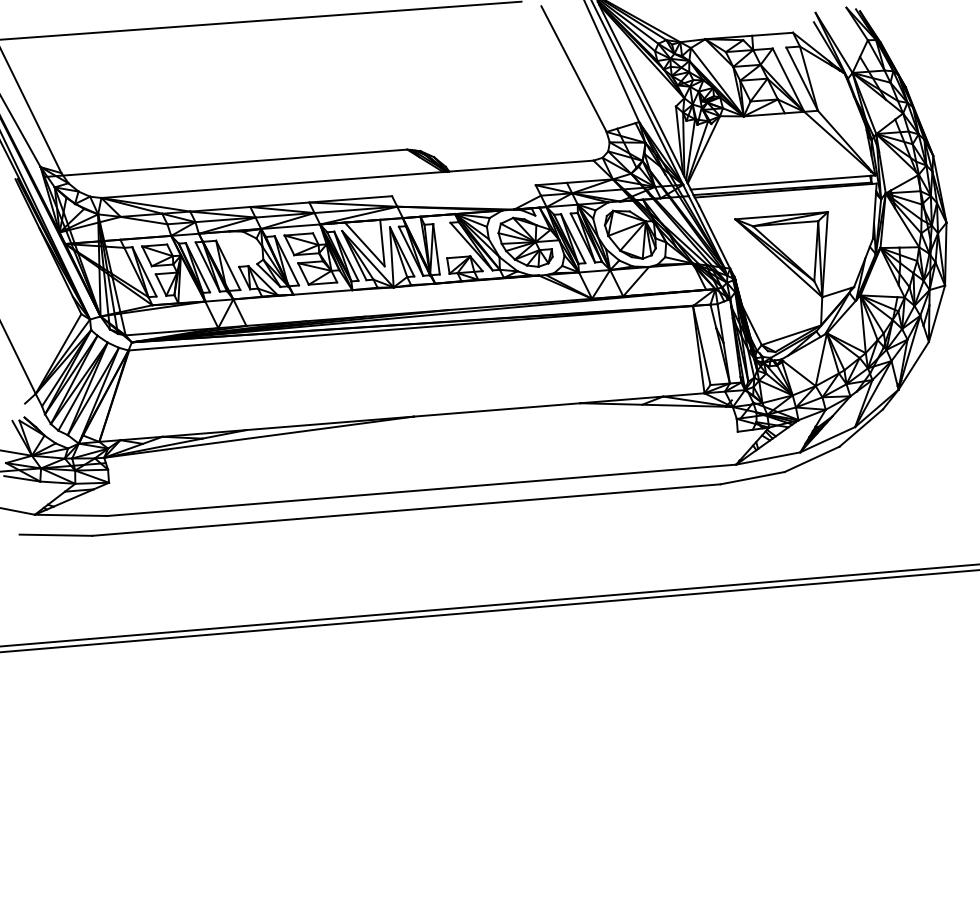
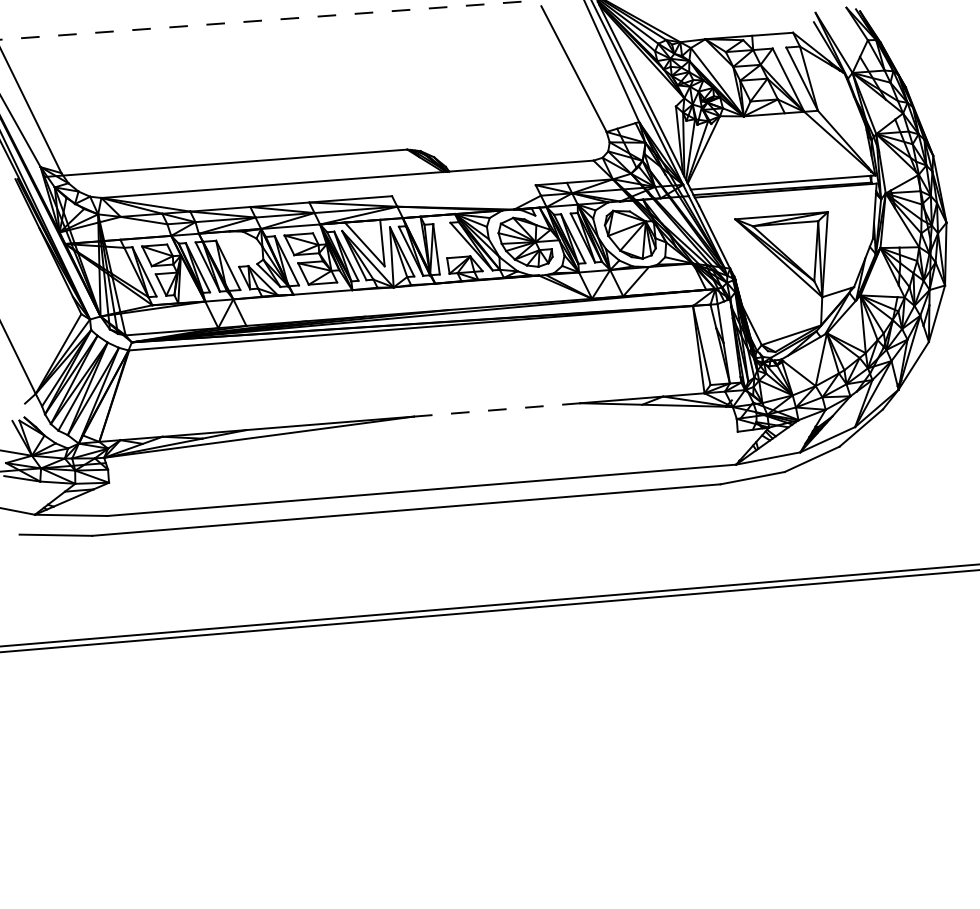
line: solid -> dashed (260, 20)
line: solid -> dashed (497, 409)
